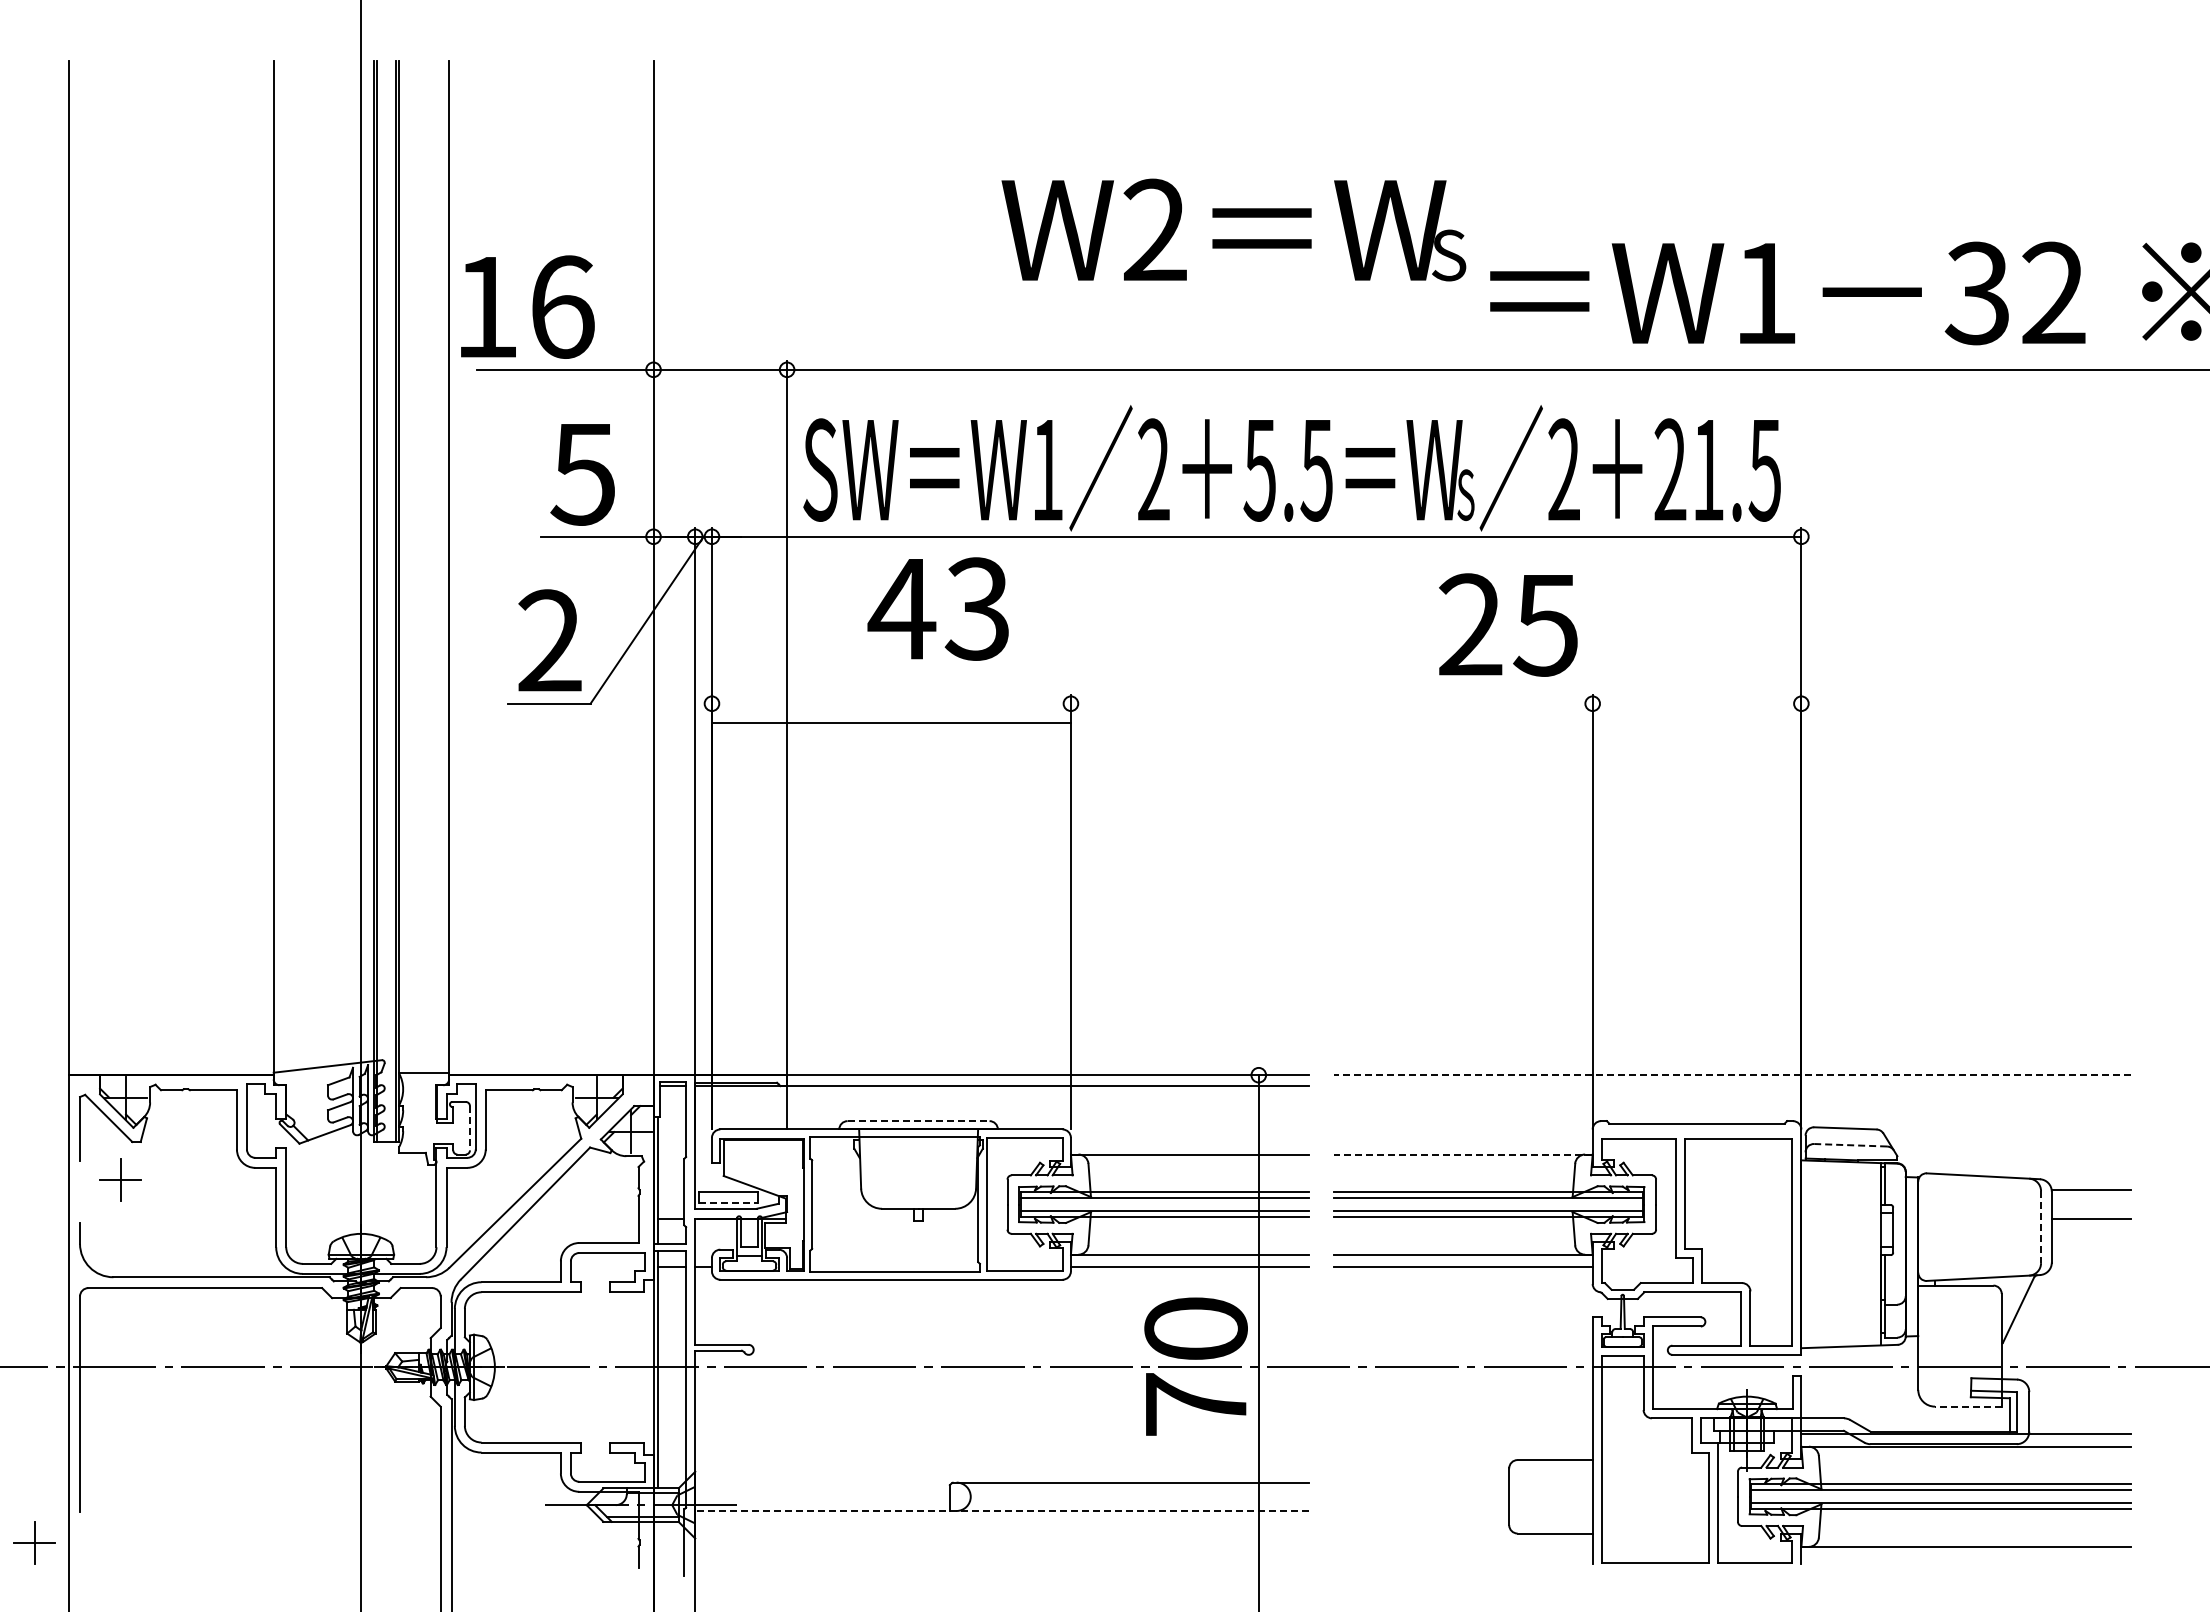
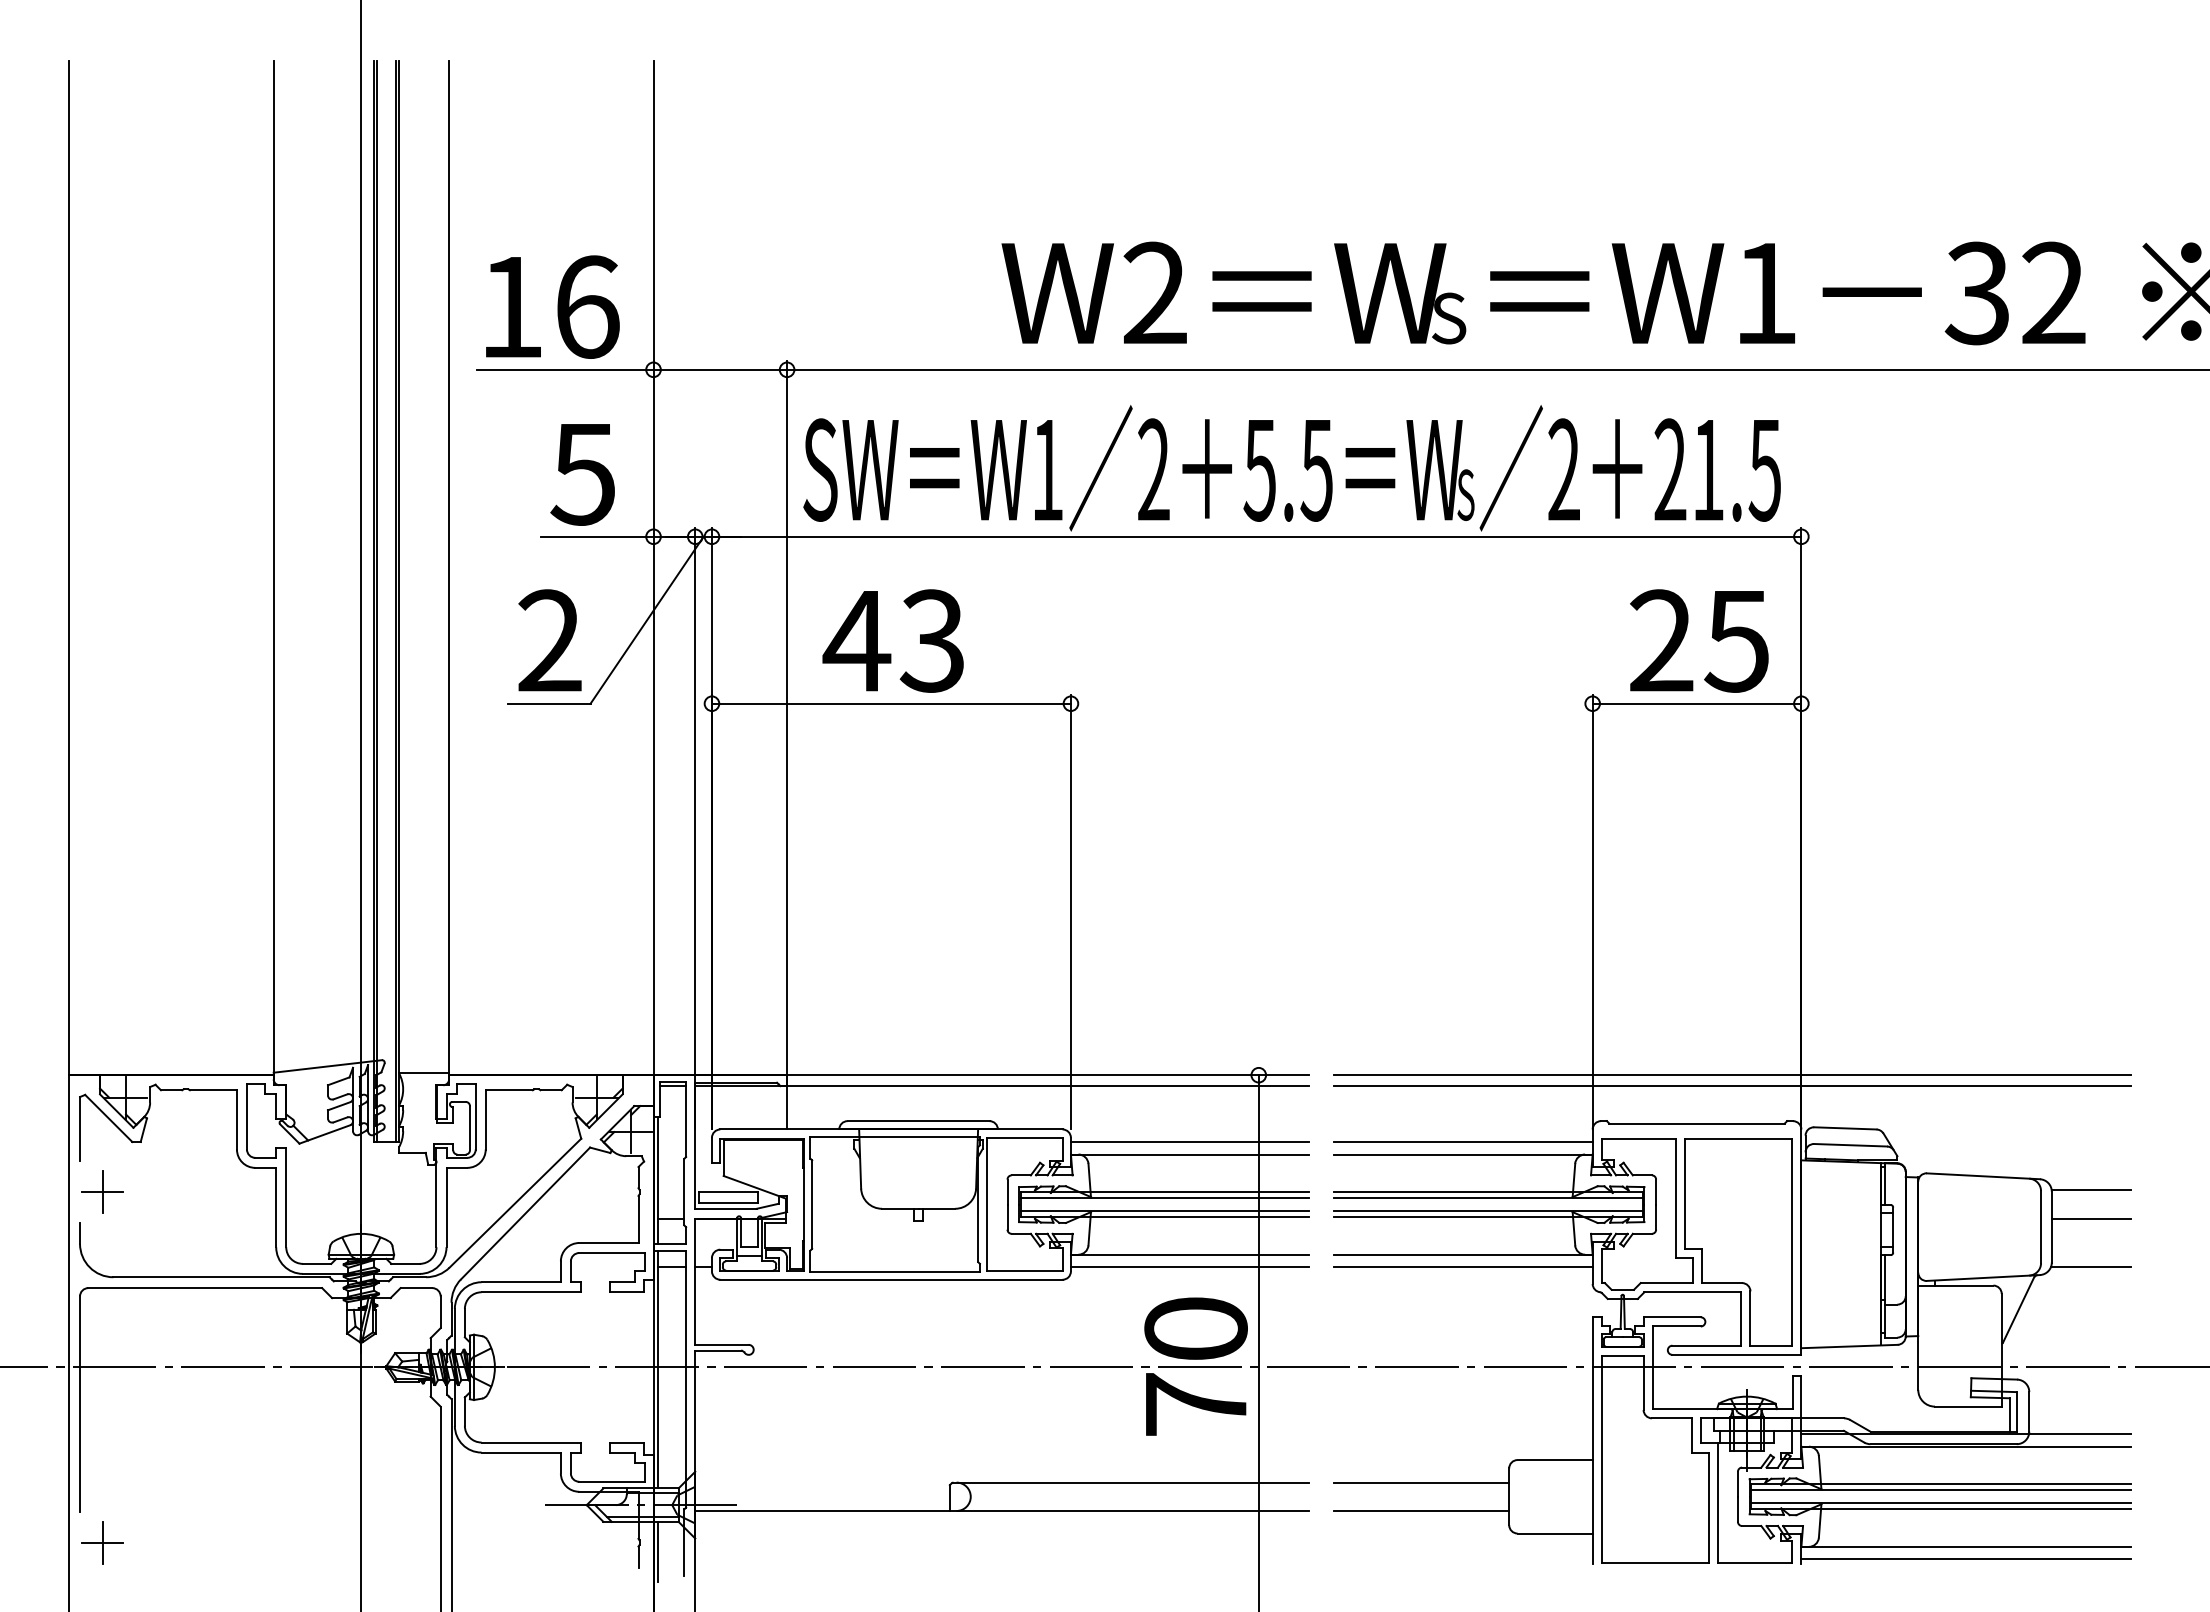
text position: (1233, 229) -> (1233, 292) (1233, 292)
text position: (527, 306) -> (552, 306) (552, 306)
text position: (937, 608) -> (892, 640) (892, 640)
text position: (1508, 624) -> (1699, 640) (1699, 640)
line: none -> present (1696, 703)
line position: (890, 722) -> (890, 703) (890, 703)
line: dashed -> solid (1732, 1075)
line: none -> present (1732, 1086)
line: dashed -> solid (918, 1121)
line: dashed -> solid (469, 1128)
line: none -> present (1189, 1142)
line: none -> present (1463, 1142)
line: dashed -> solid (1850, 1145)
line: dashed -> solid (1463, 1154)
part position: (120, 1179) -> (102, 1191) (102, 1191)
line: dashed -> solid (729, 1202)
line: dashed -> solid (2041, 1227)
line: none -> present (2090, 1267)
line: dashed -> solid (1967, 1406)
line: none -> present (1421, 1482)
line: dashed -> solid (1001, 1510)
line: none -> present (1421, 1510)
part position: (34, 1542) -> (102, 1542) (102, 1542)
line: none -> present (657, 1551)
line: none -> present (1966, 1559)
